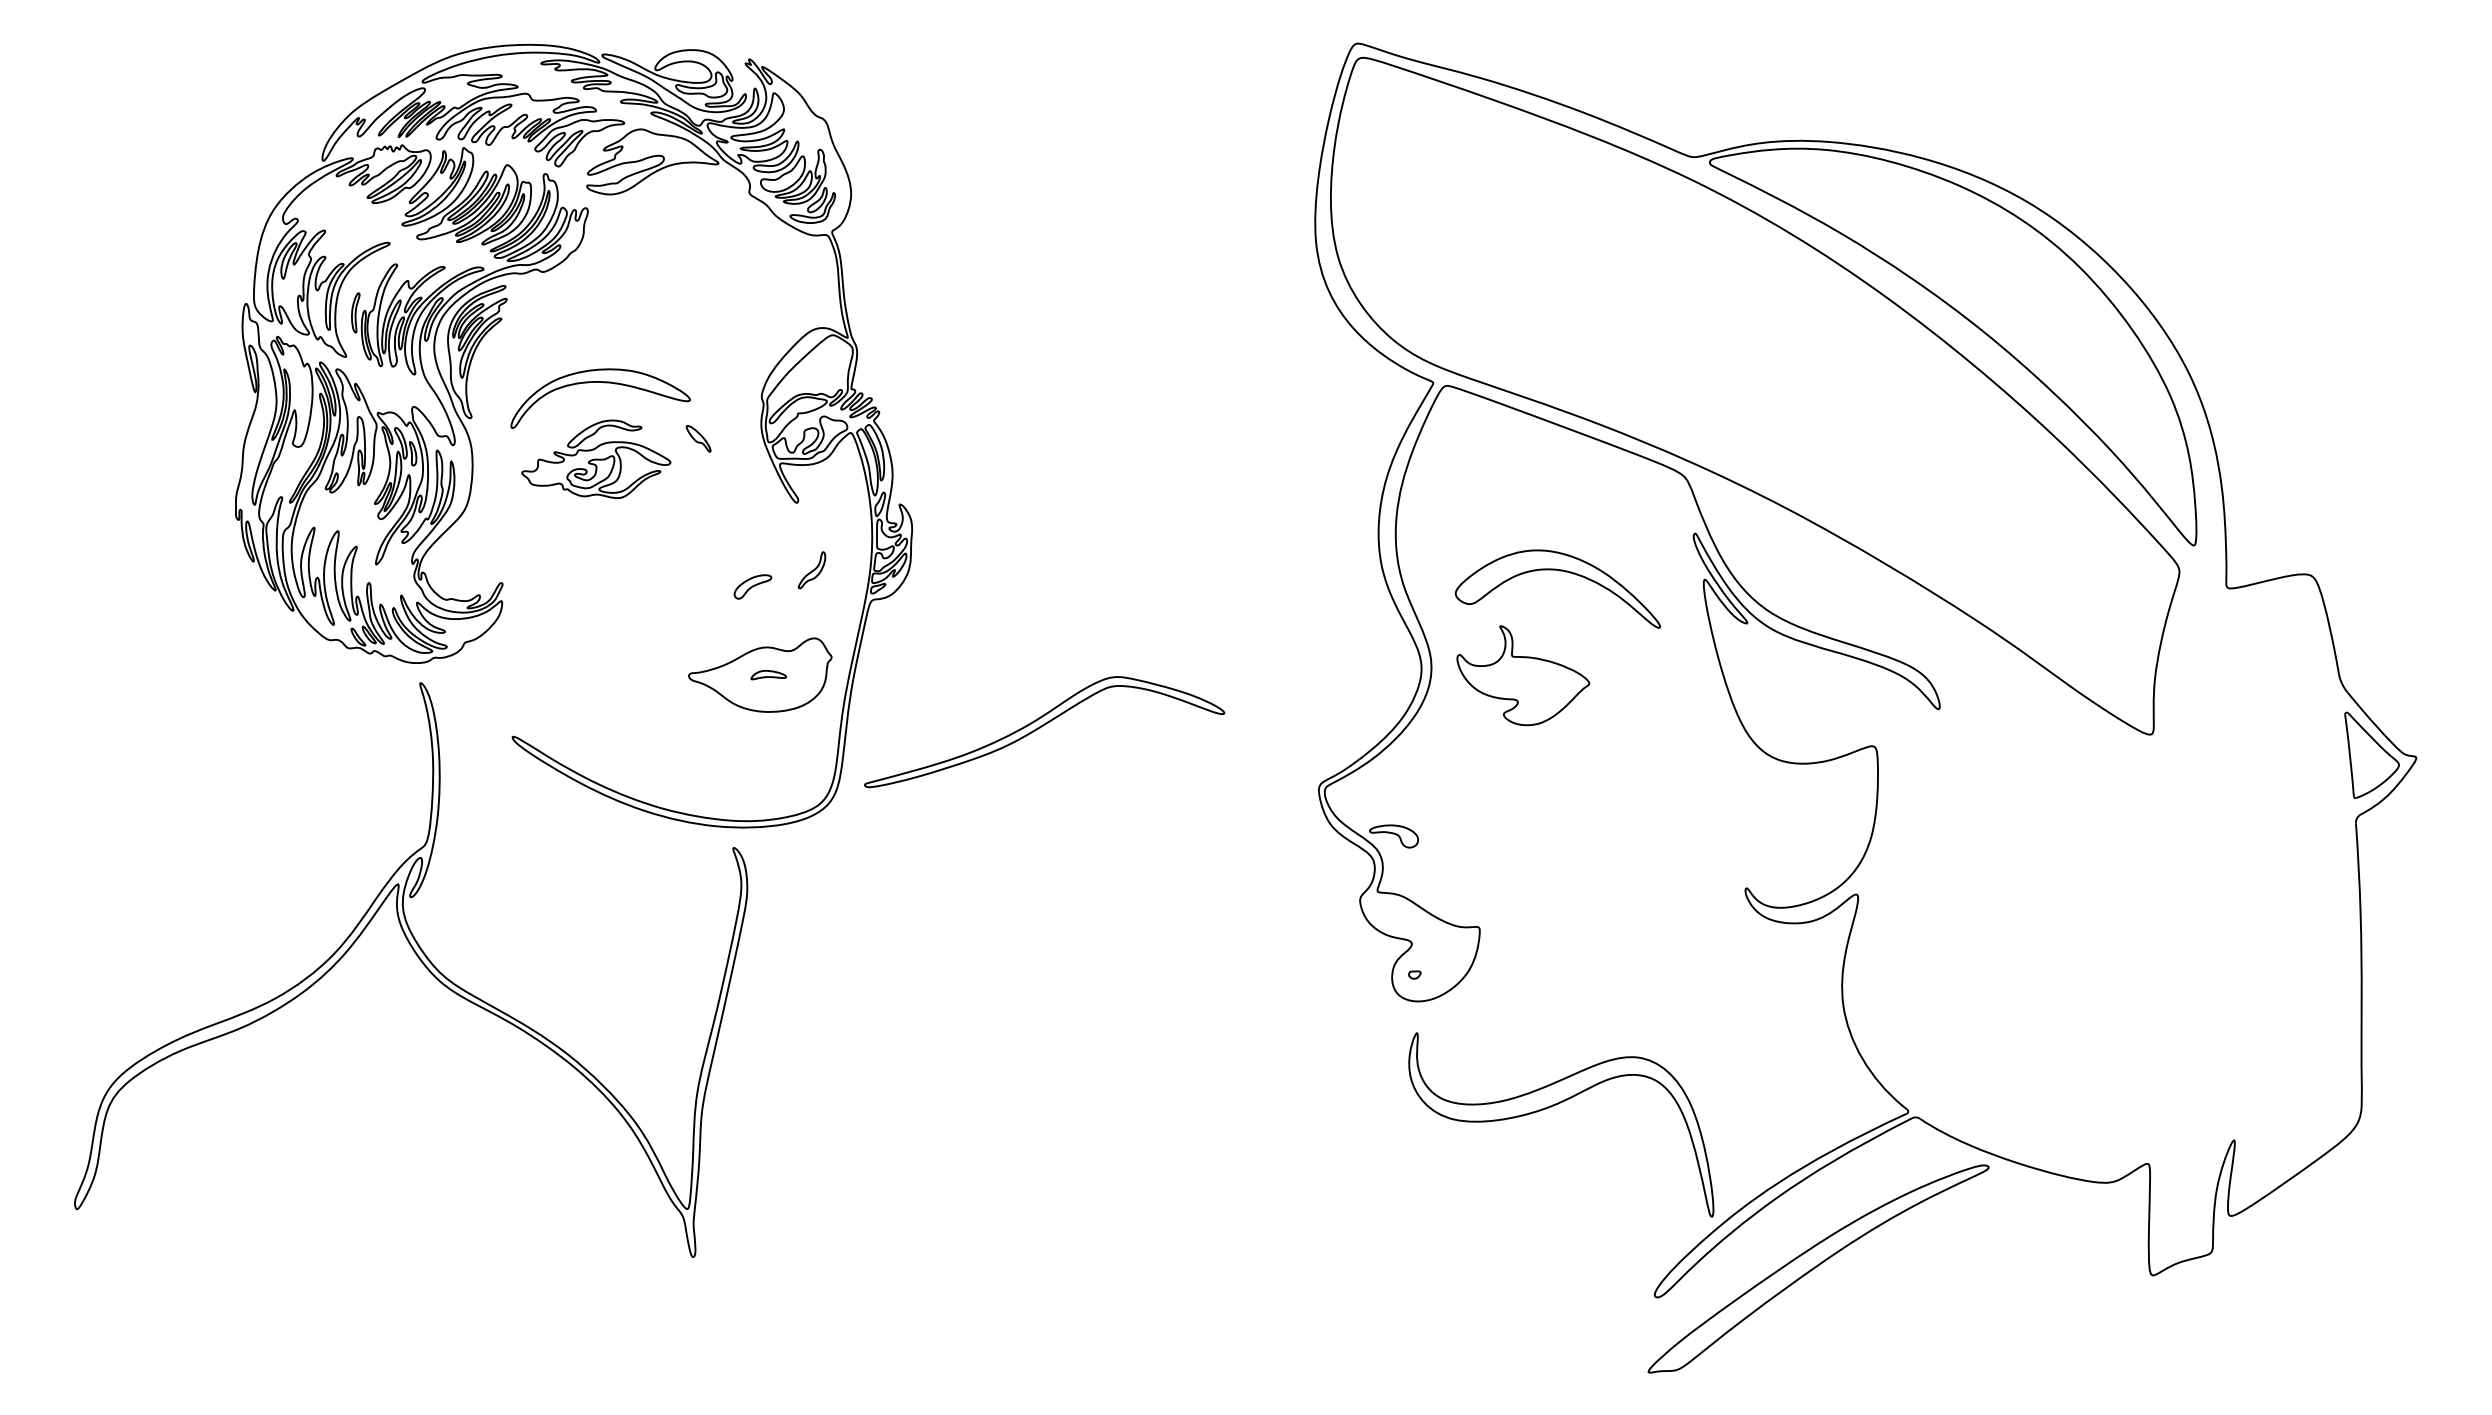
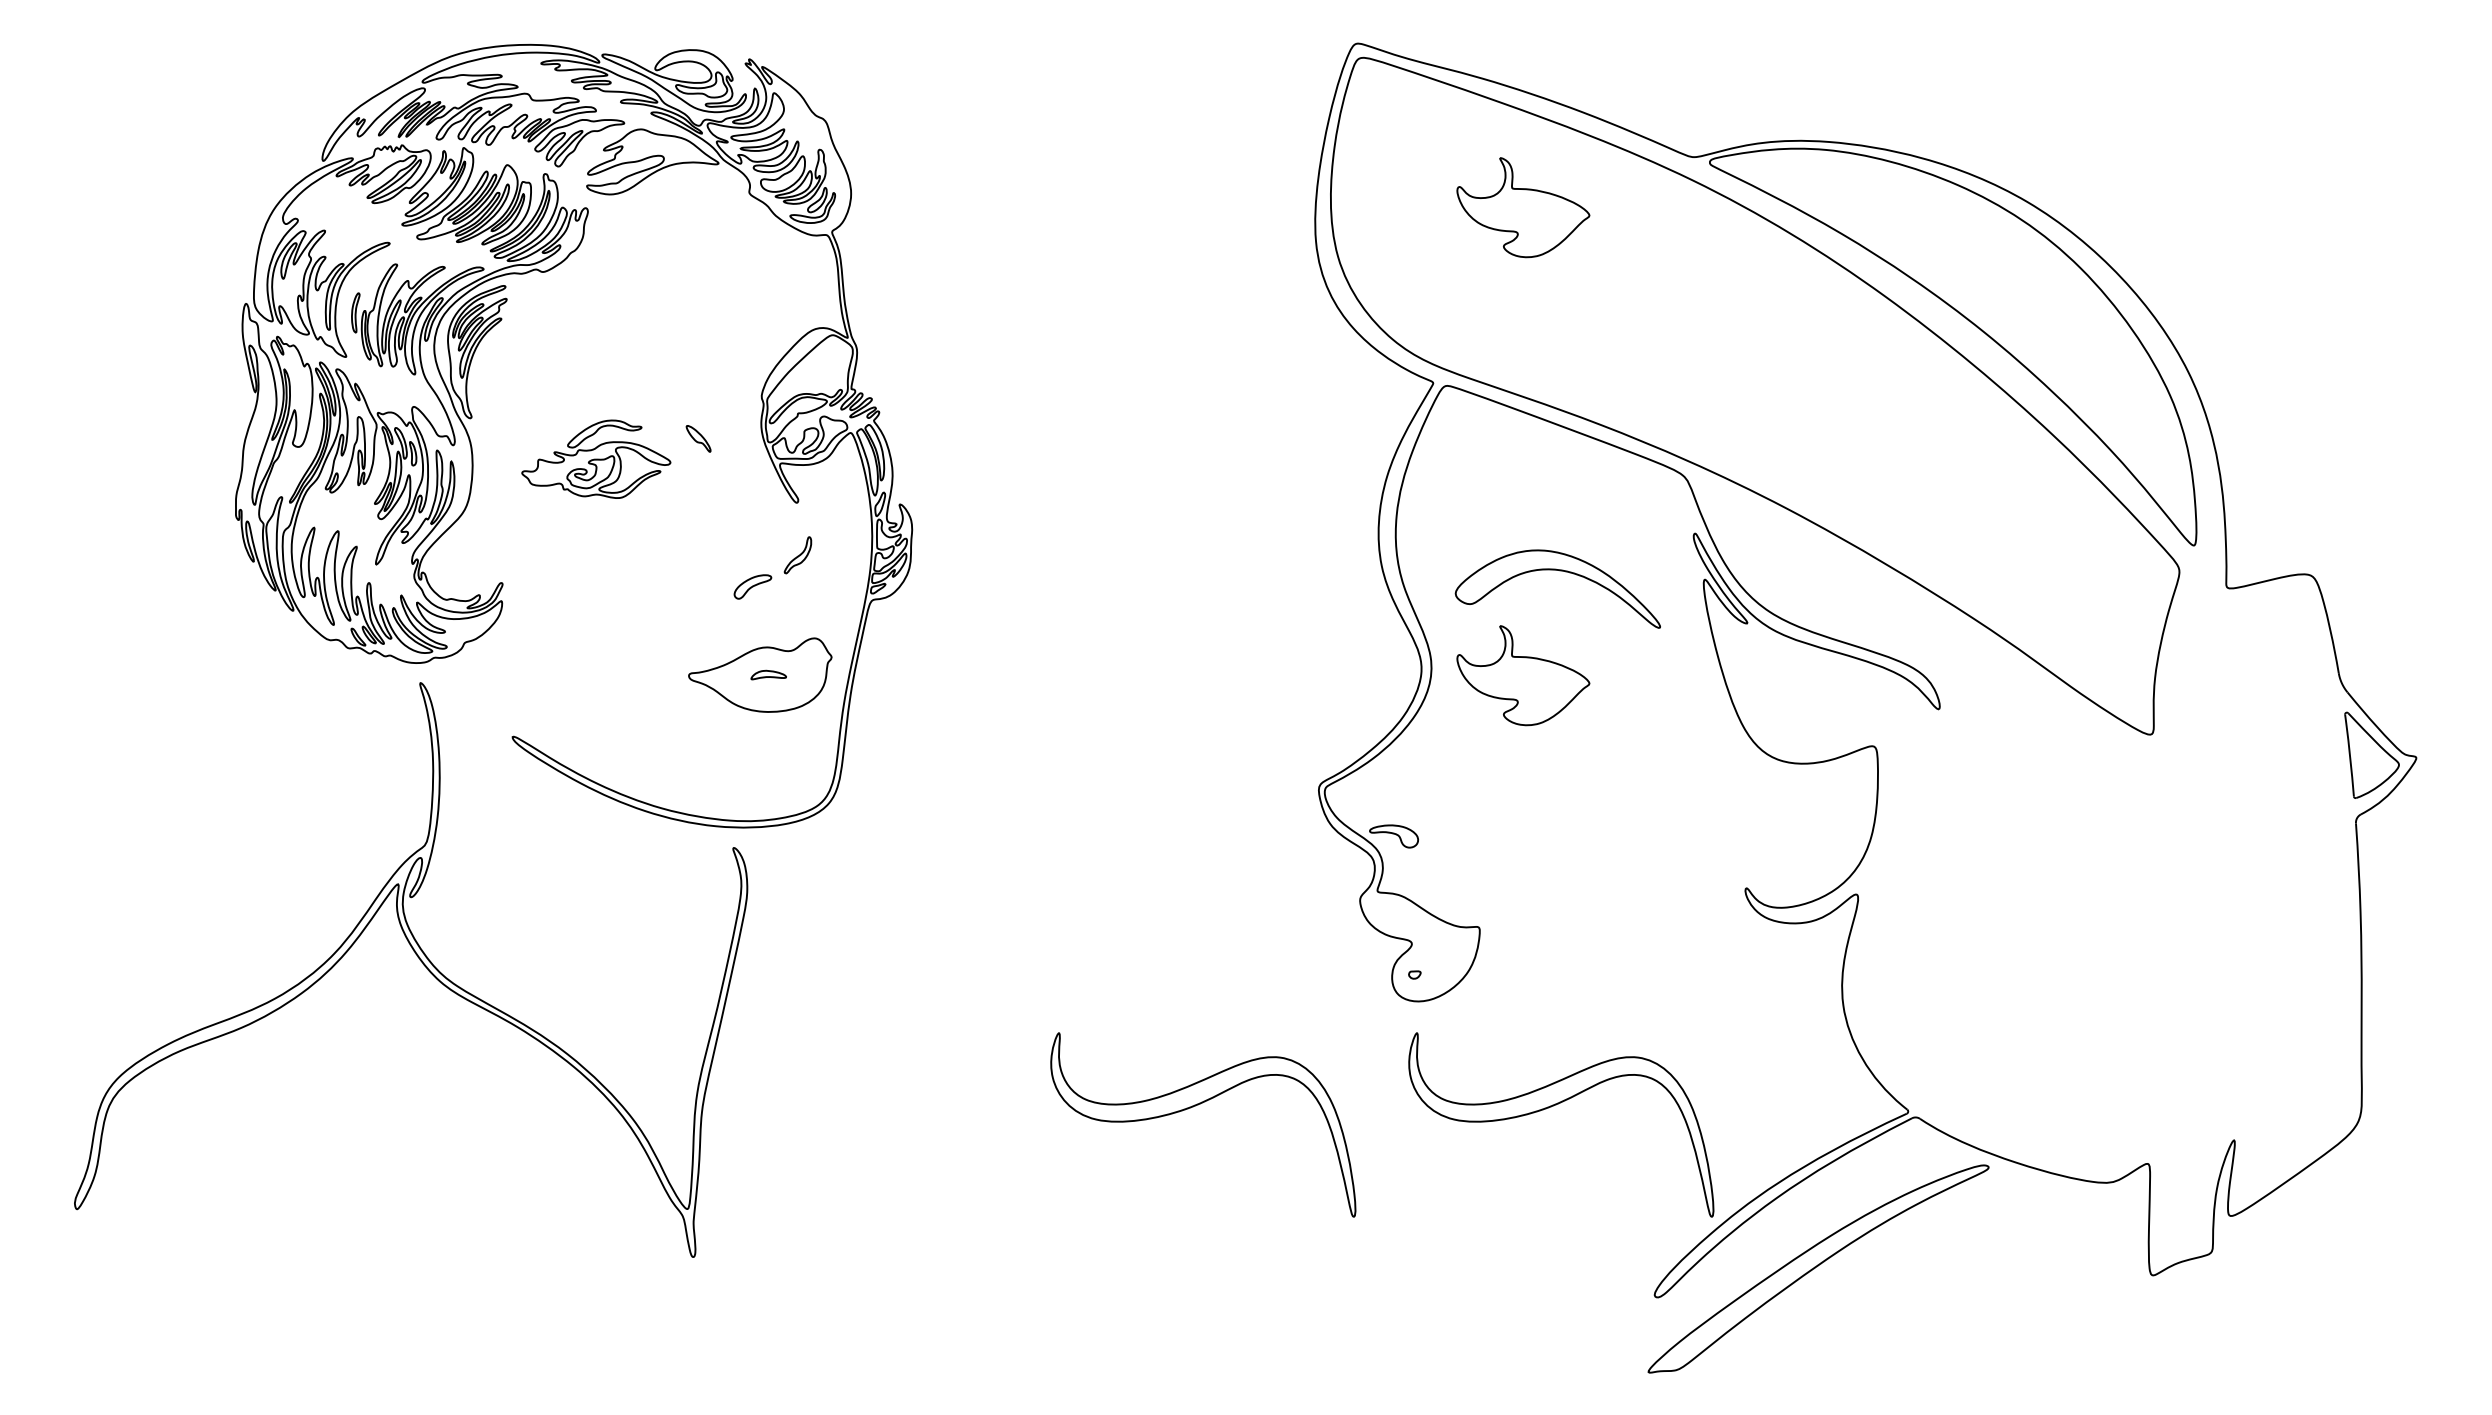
part: none -> present (1523, 207)
part: present -> none (604, 383)
part position: (811, 570) -> (797, 555) (797, 555)
part: present -> none (1044, 732)
part: none -> present (1198, 1105)
